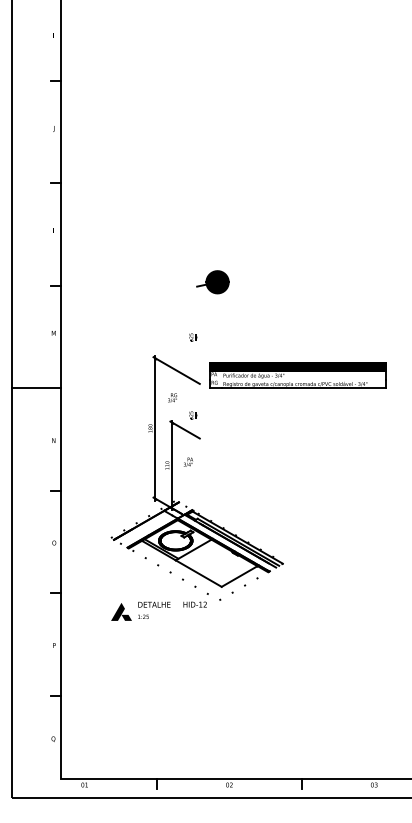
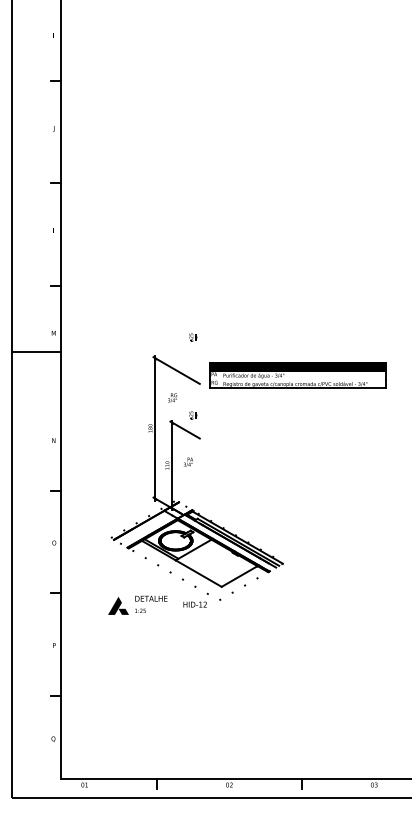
part: present -> none (212, 282)
line position: (36, 388) -> (36, 352) (36, 352)
text position: (140, 610) -> (137, 604) (137, 604)
